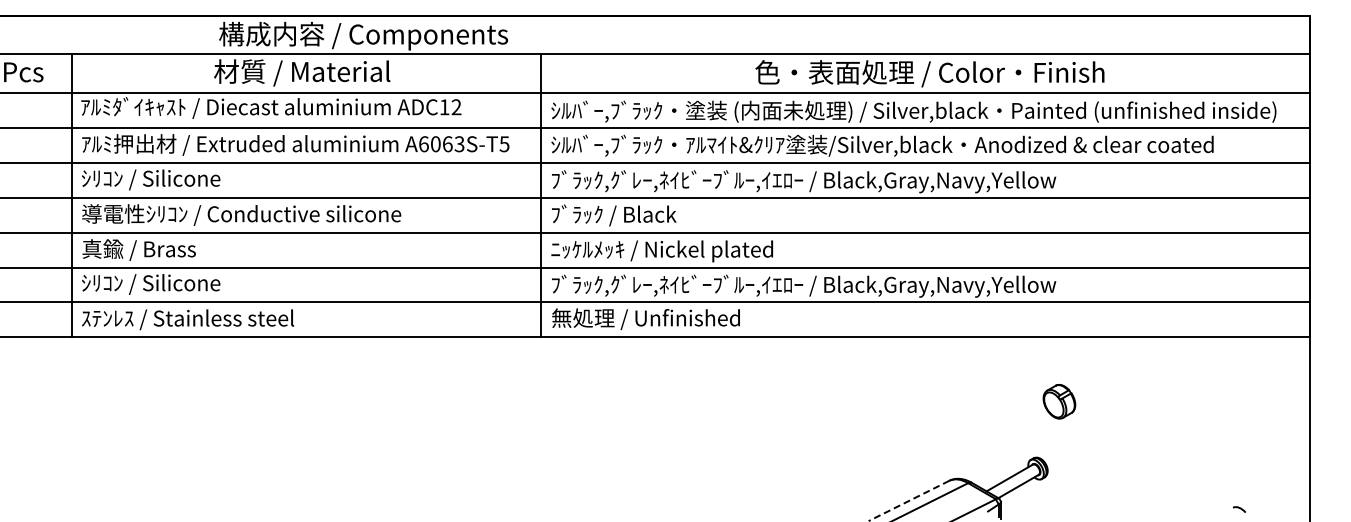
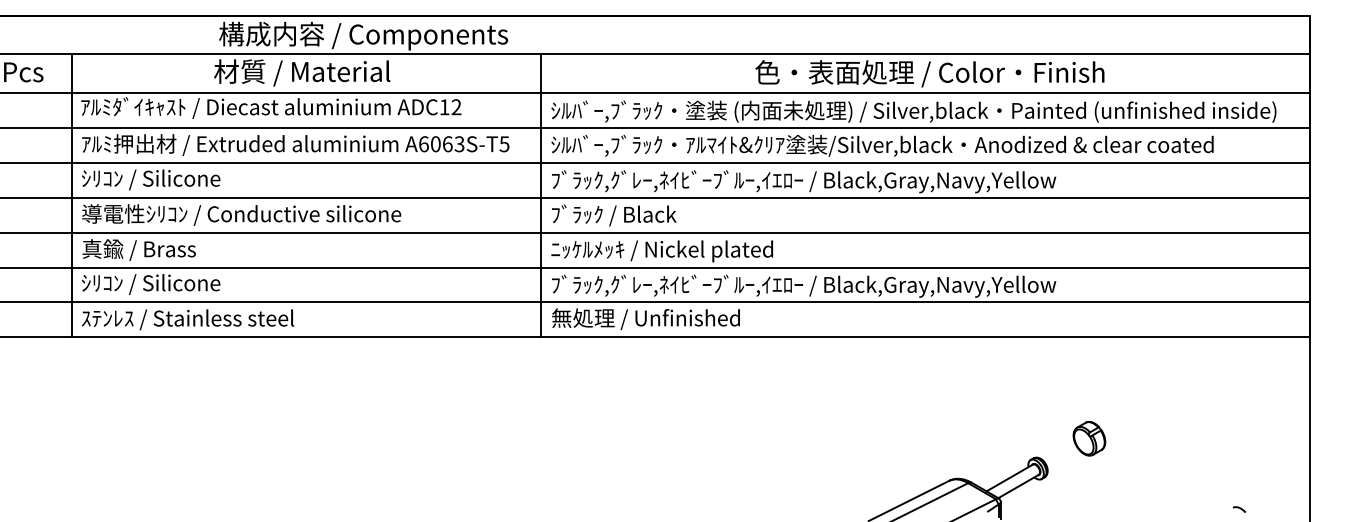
part position: (1059, 401) -> (1089, 438) (1089, 438)
line: dashed -> solid (908, 501)
